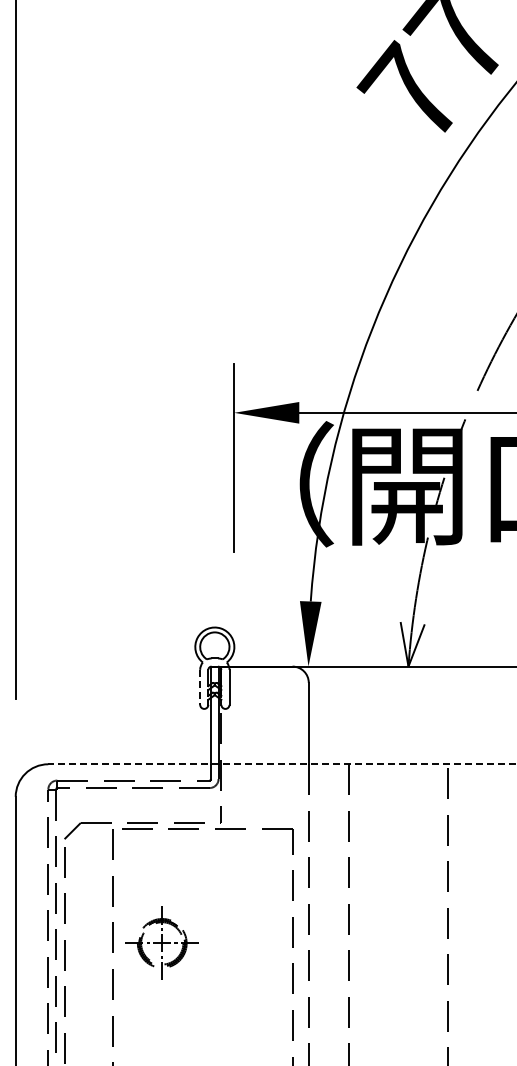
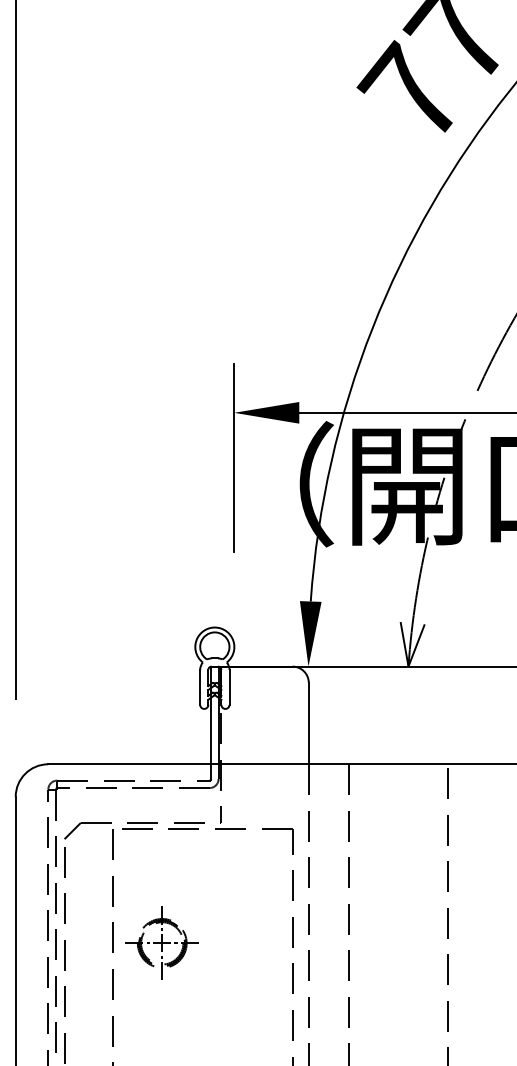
line: dashed -> solid (200, 687)
line: dashed -> solid (282, 764)
